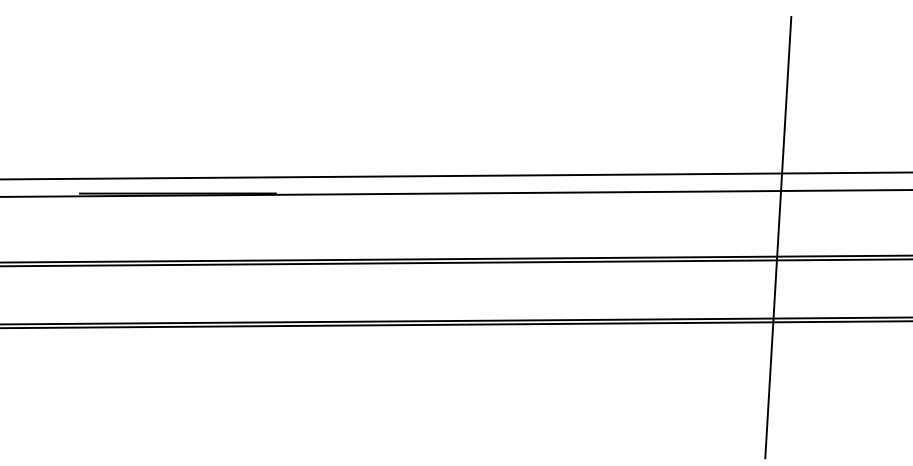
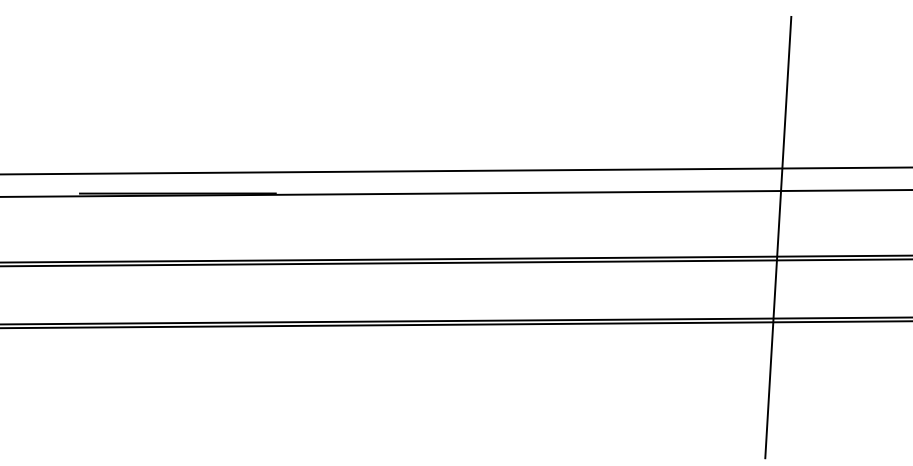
line position: (455, 175) -> (455, 170) (455, 170)
